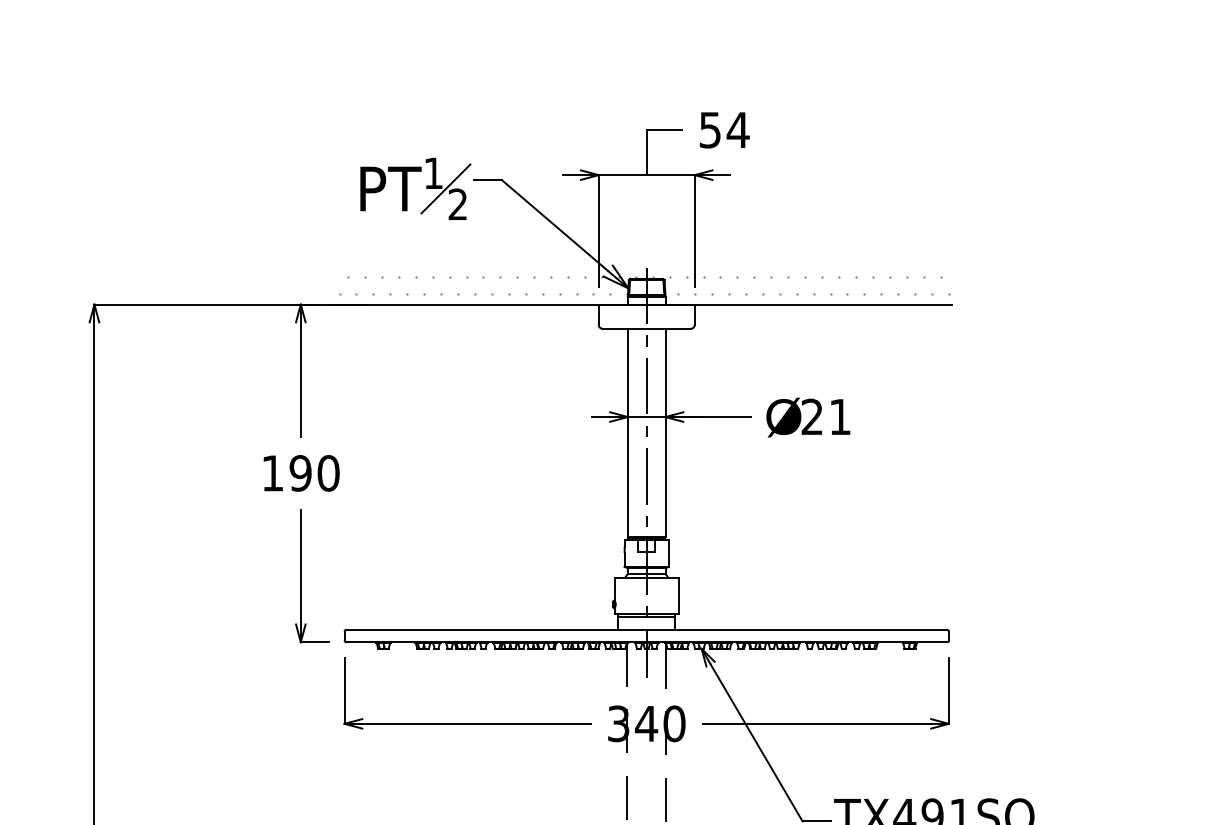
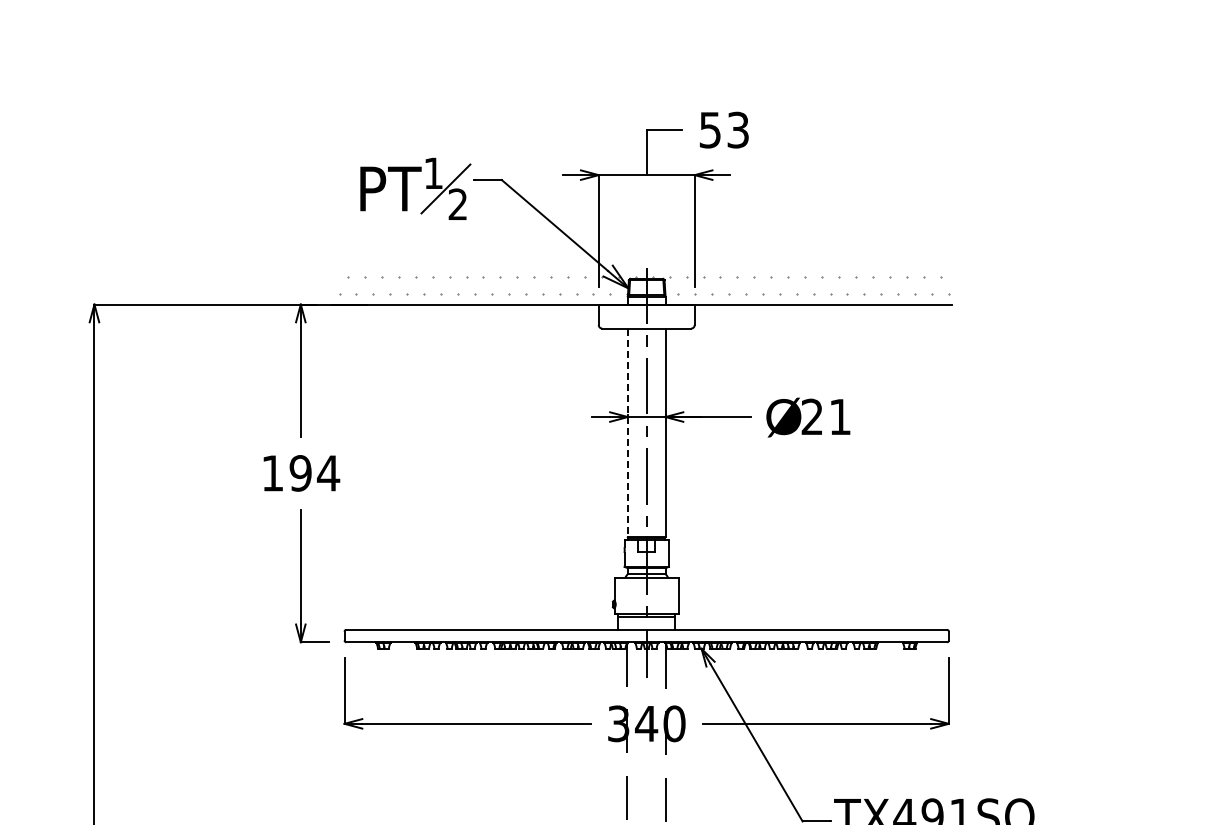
text: 54 -> 53 (737, 129)
line: solid -> dashed (627, 433)
text: 190 -> 194 (328, 473)
